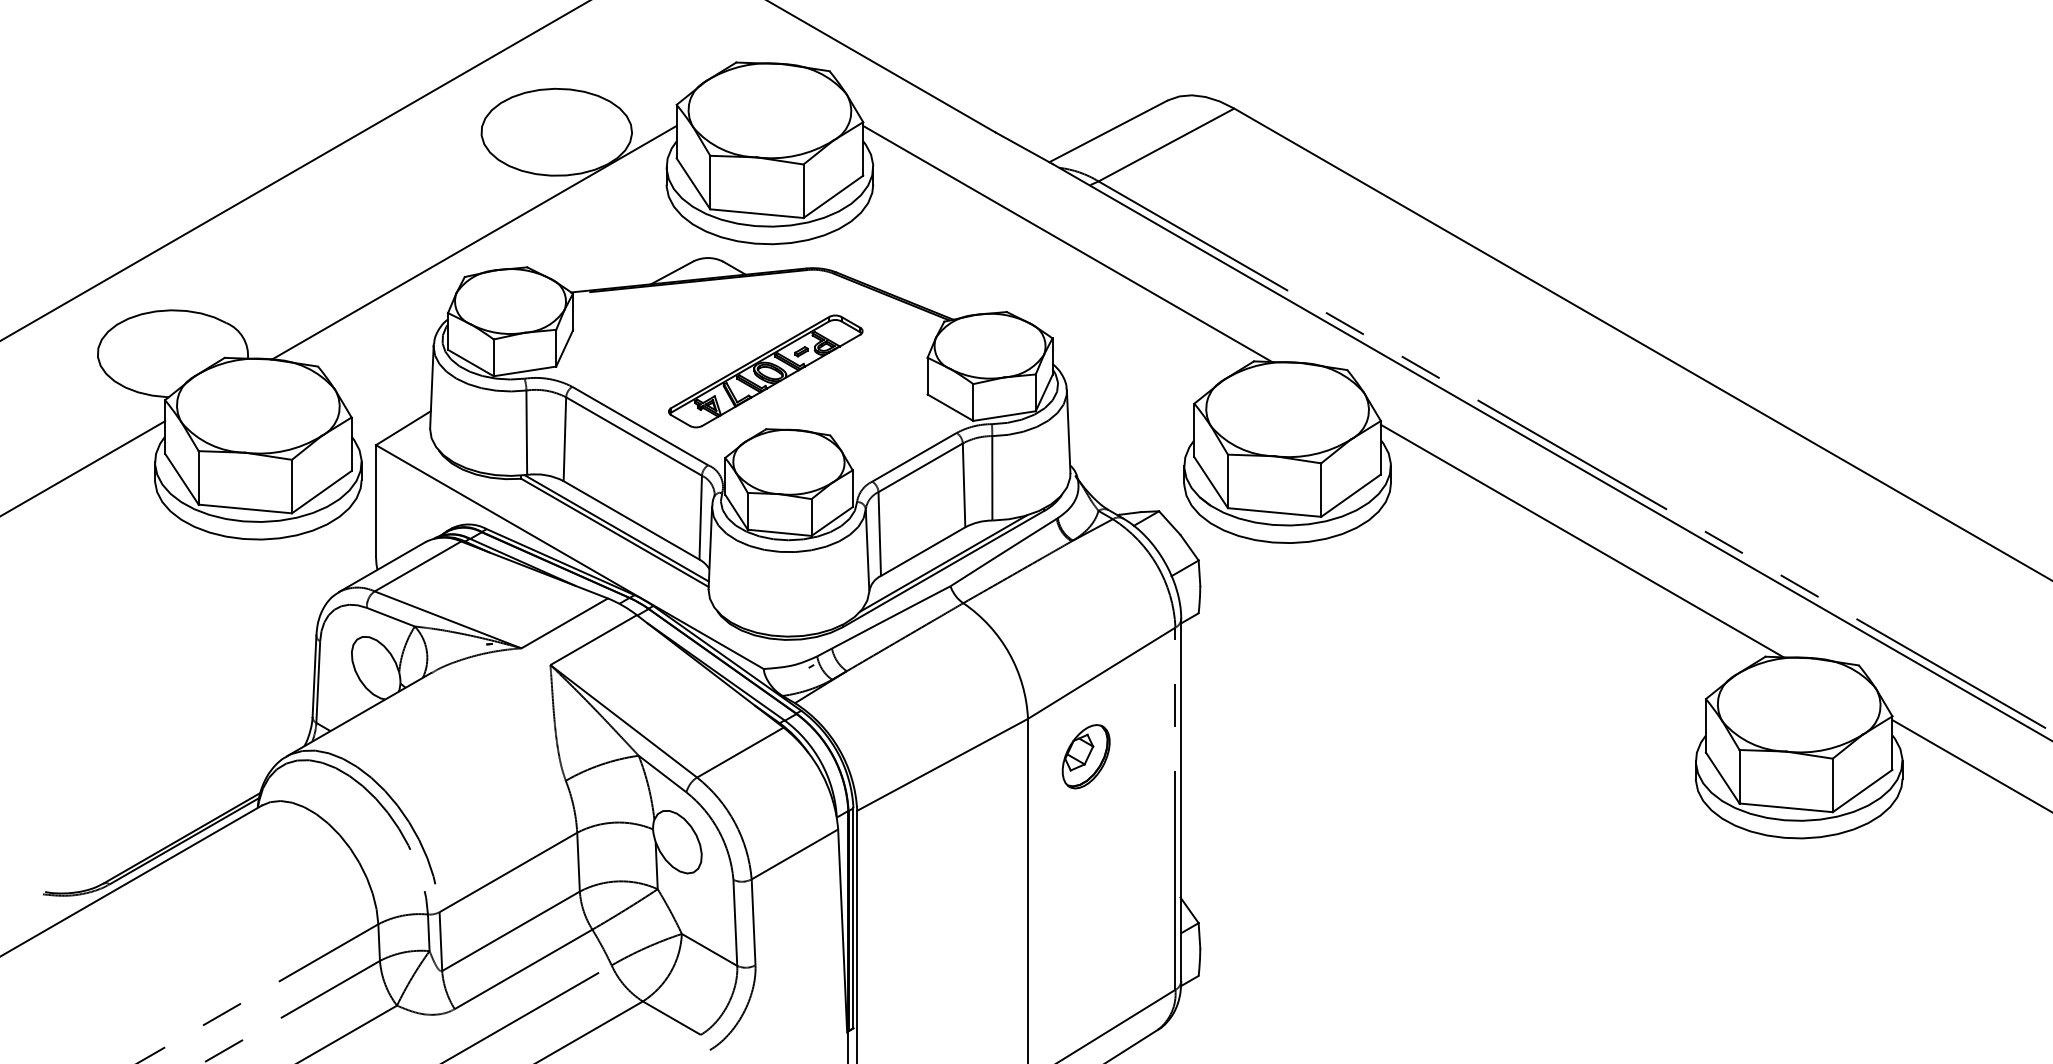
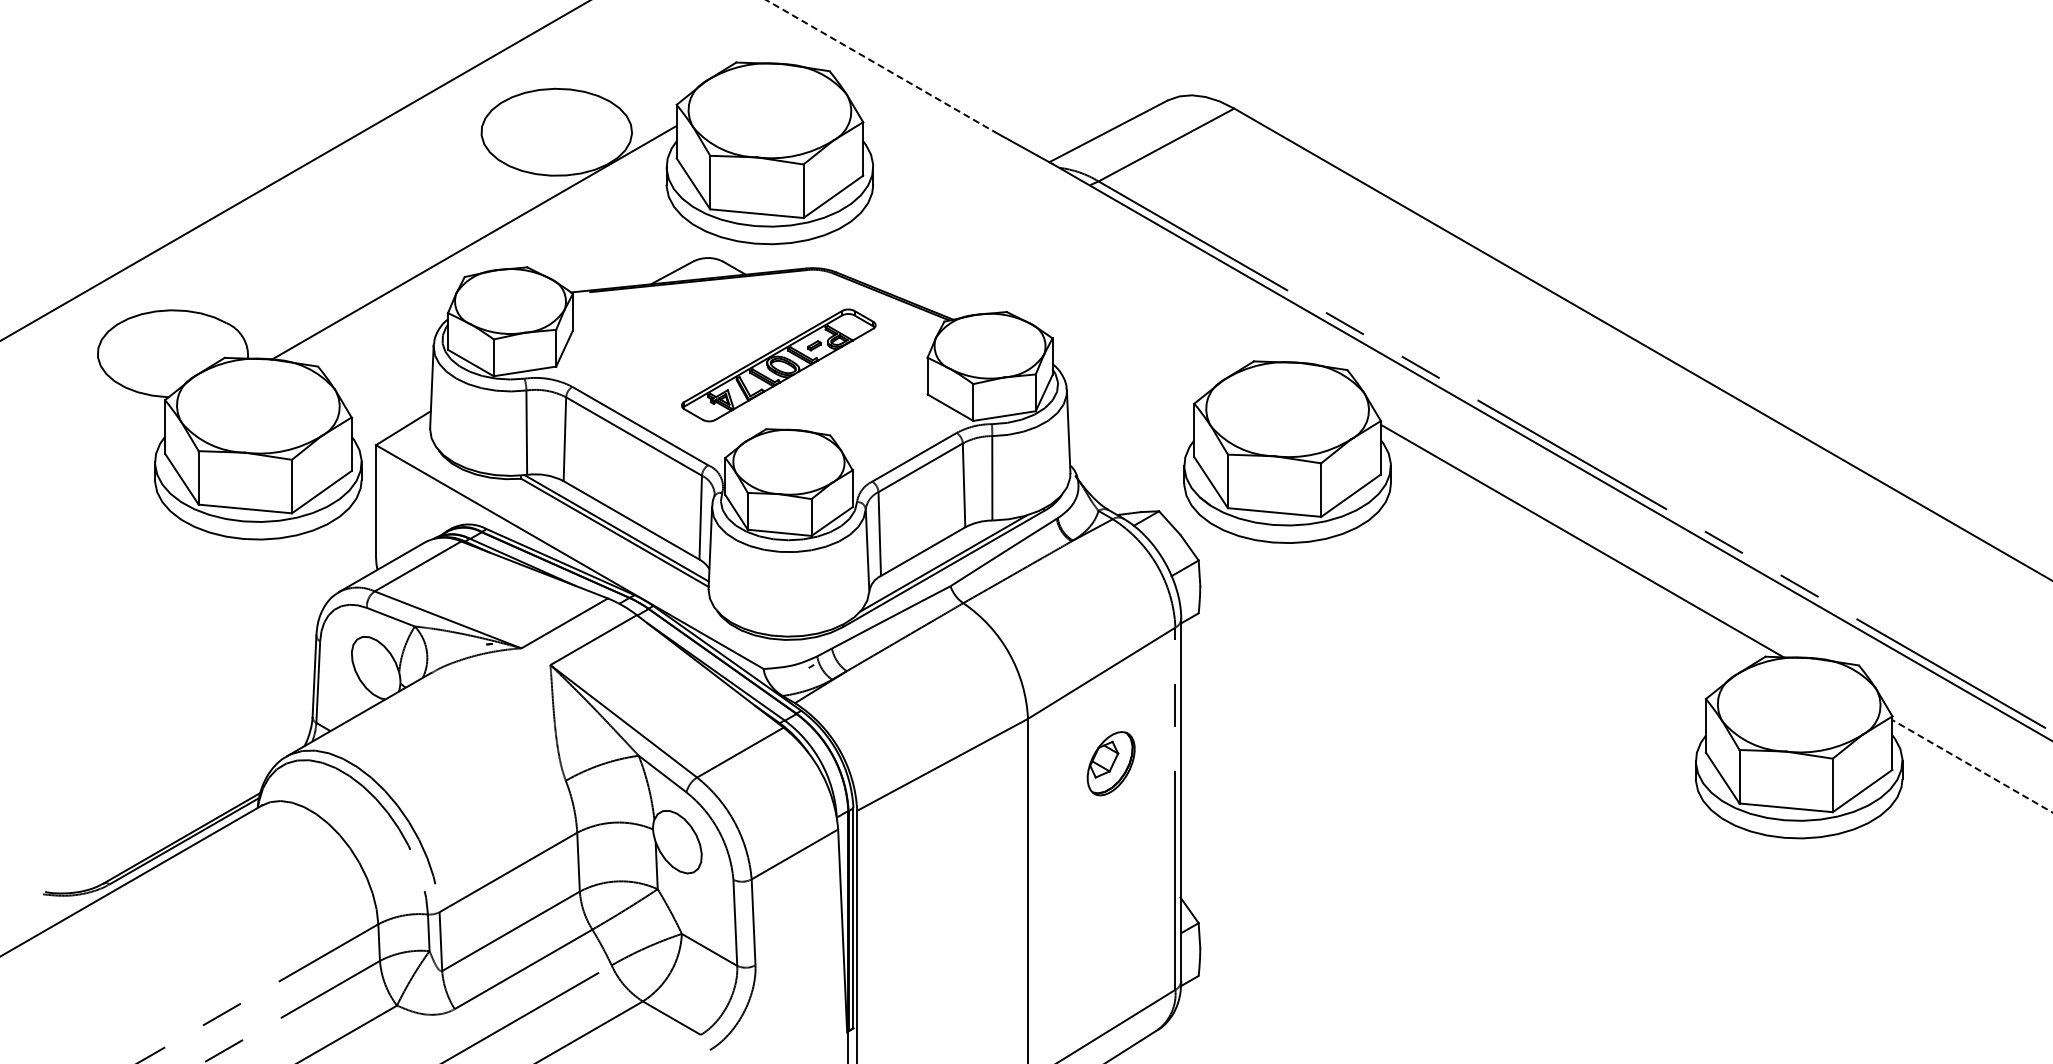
line: solid -> dashed (881, 66)
line: present -> none (1067, 243)
part position: (765, 371) -> (778, 365) (778, 365)
line: present -> none (83, 468)
part position: (1085, 756) -> (1110, 763) (1110, 763)
line: solid -> dashed (1972, 766)
